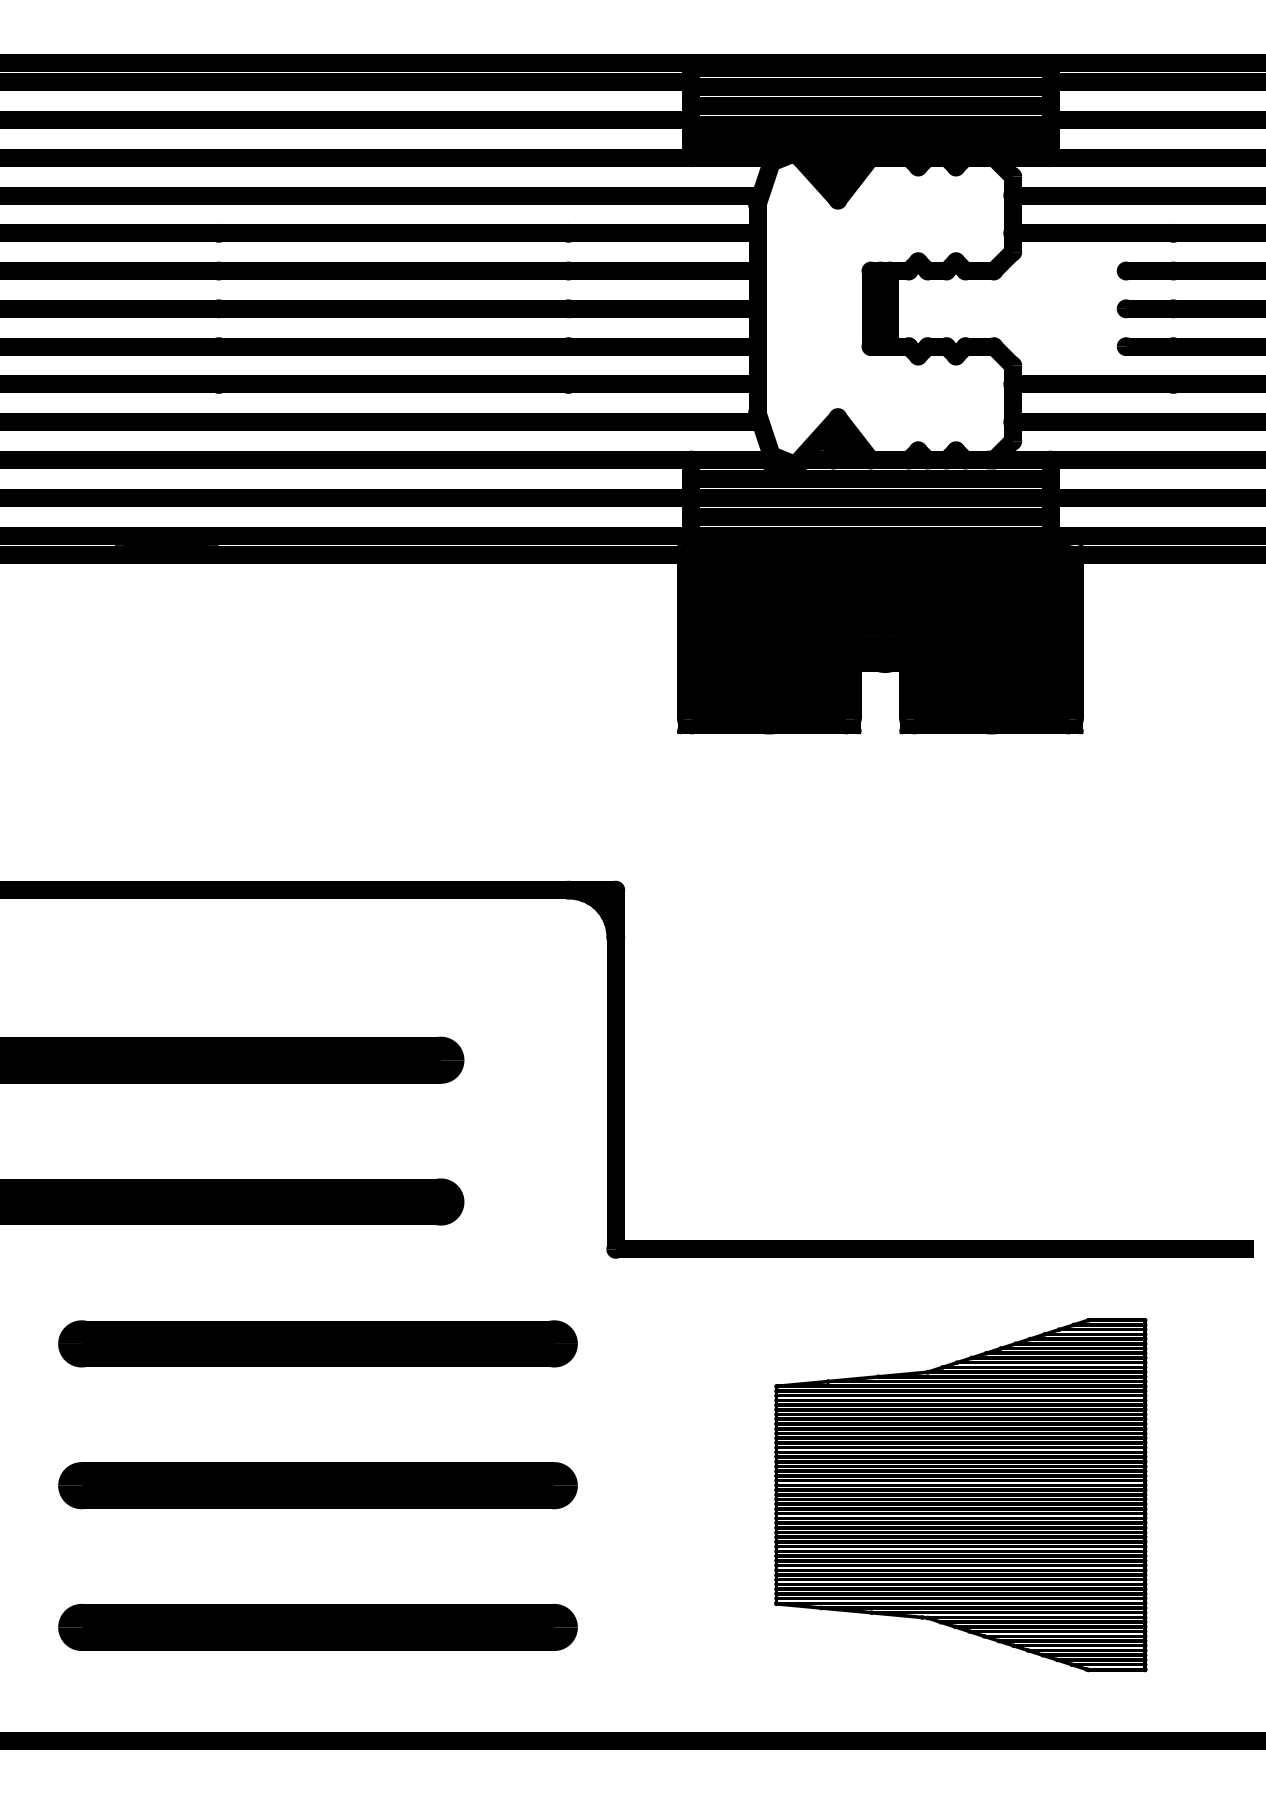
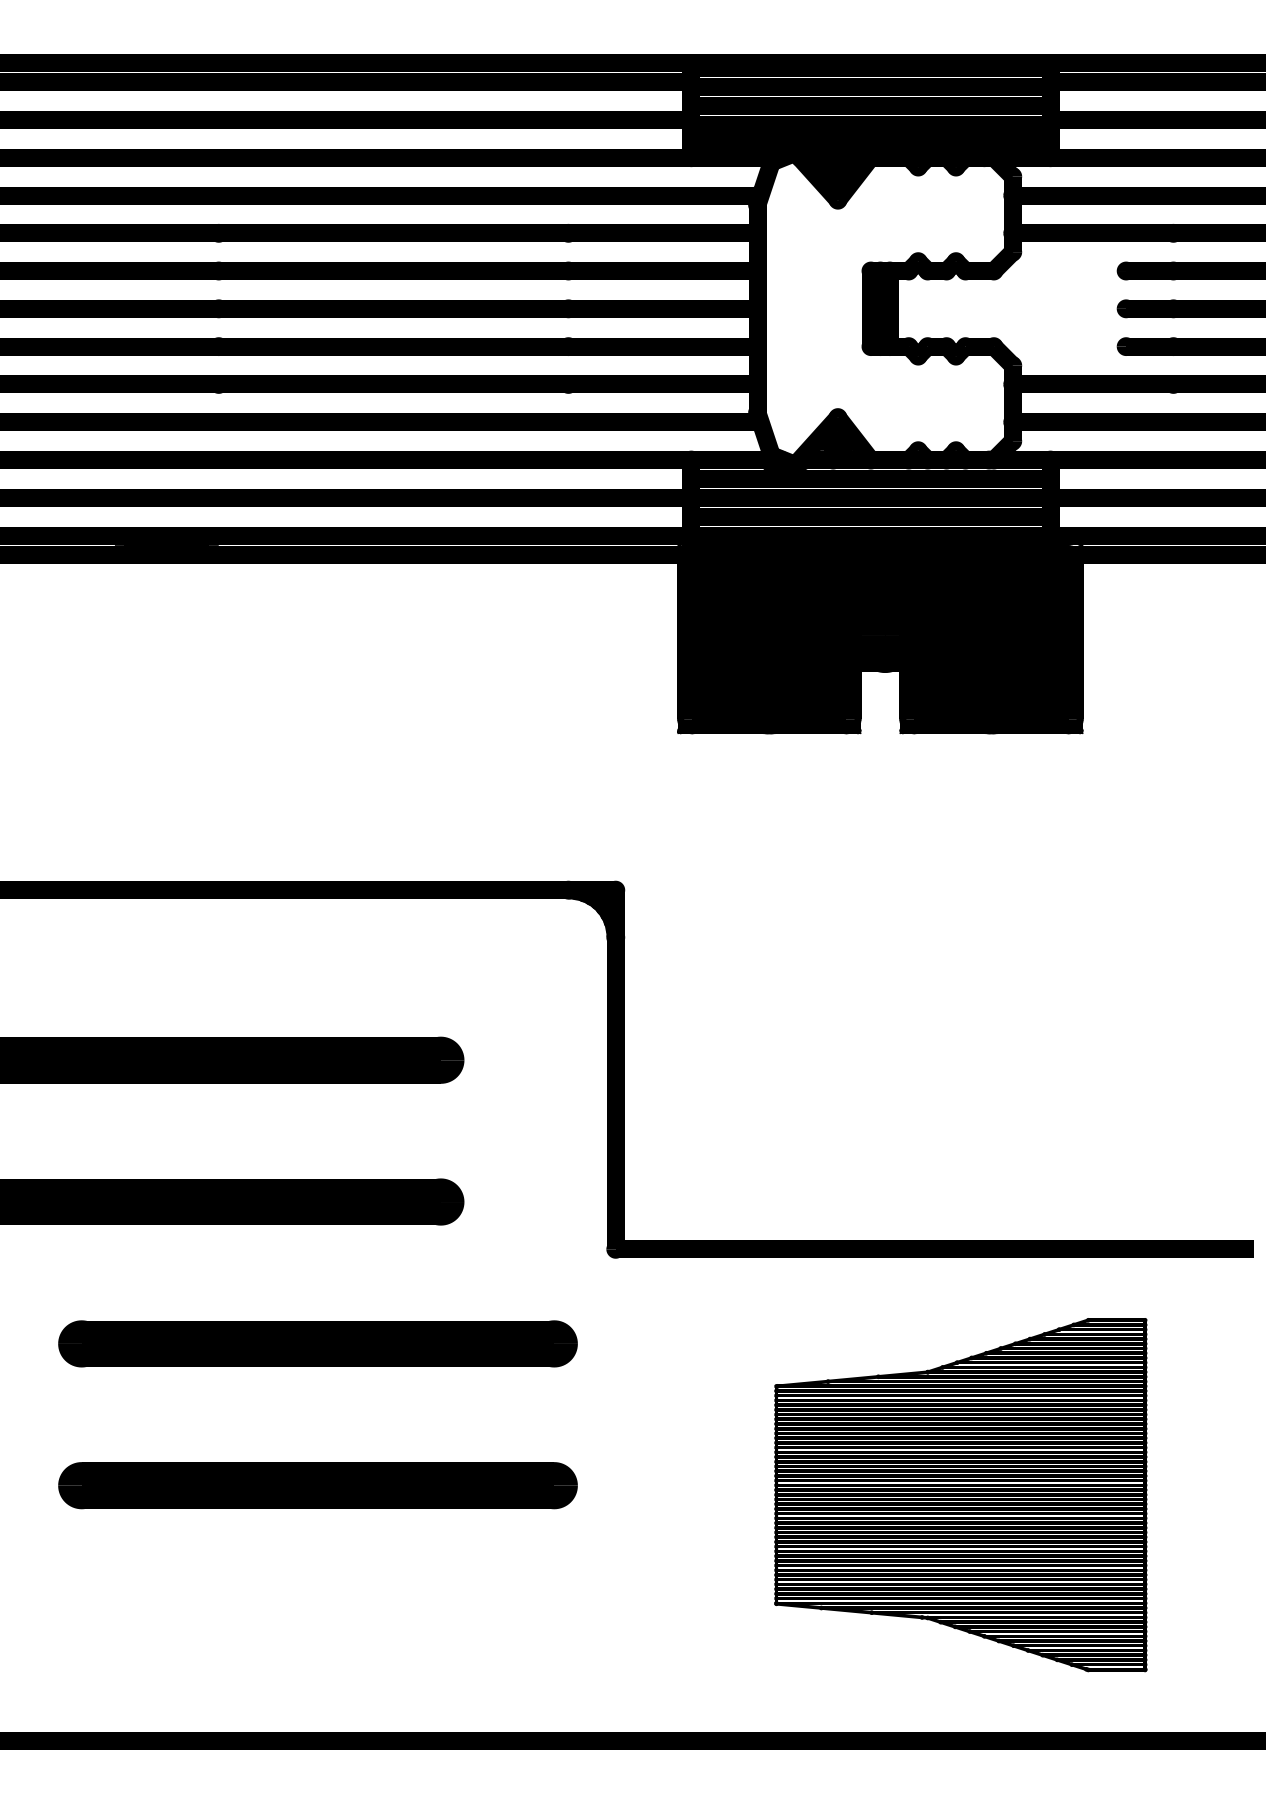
part: present -> none (317, 1626)
